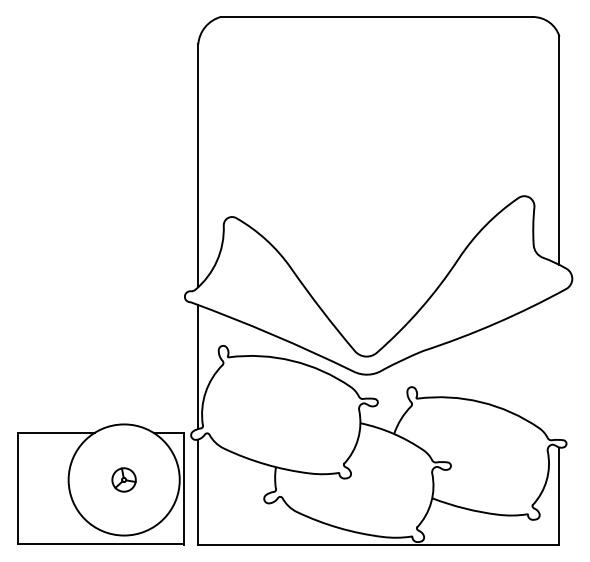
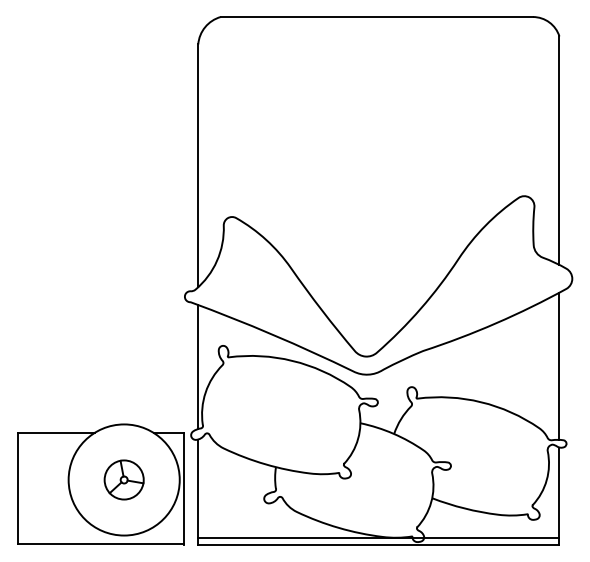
line: none -> present (559, 365)
part size: 26x26 px -> 42x42 px (123, 479)
line: none -> present (378, 537)
